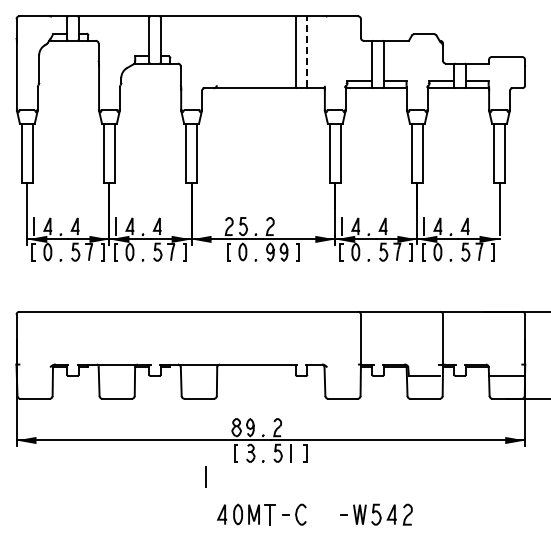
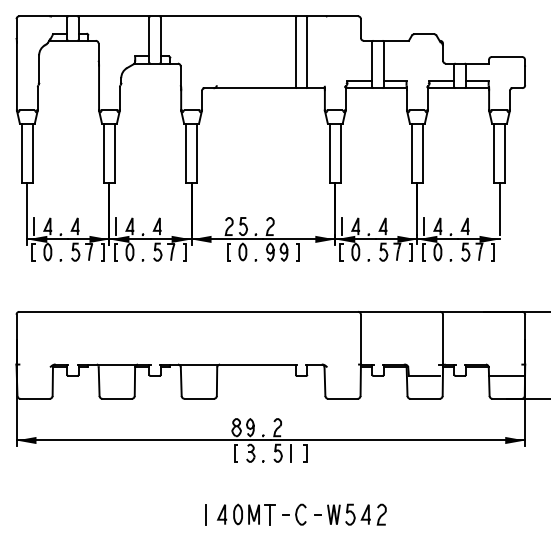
line: dashed -> solid (307, 52)
line position: (205, 476) -> (205, 514) (205, 514)
part position: (376, 514) -> (350, 514) (350, 514)
